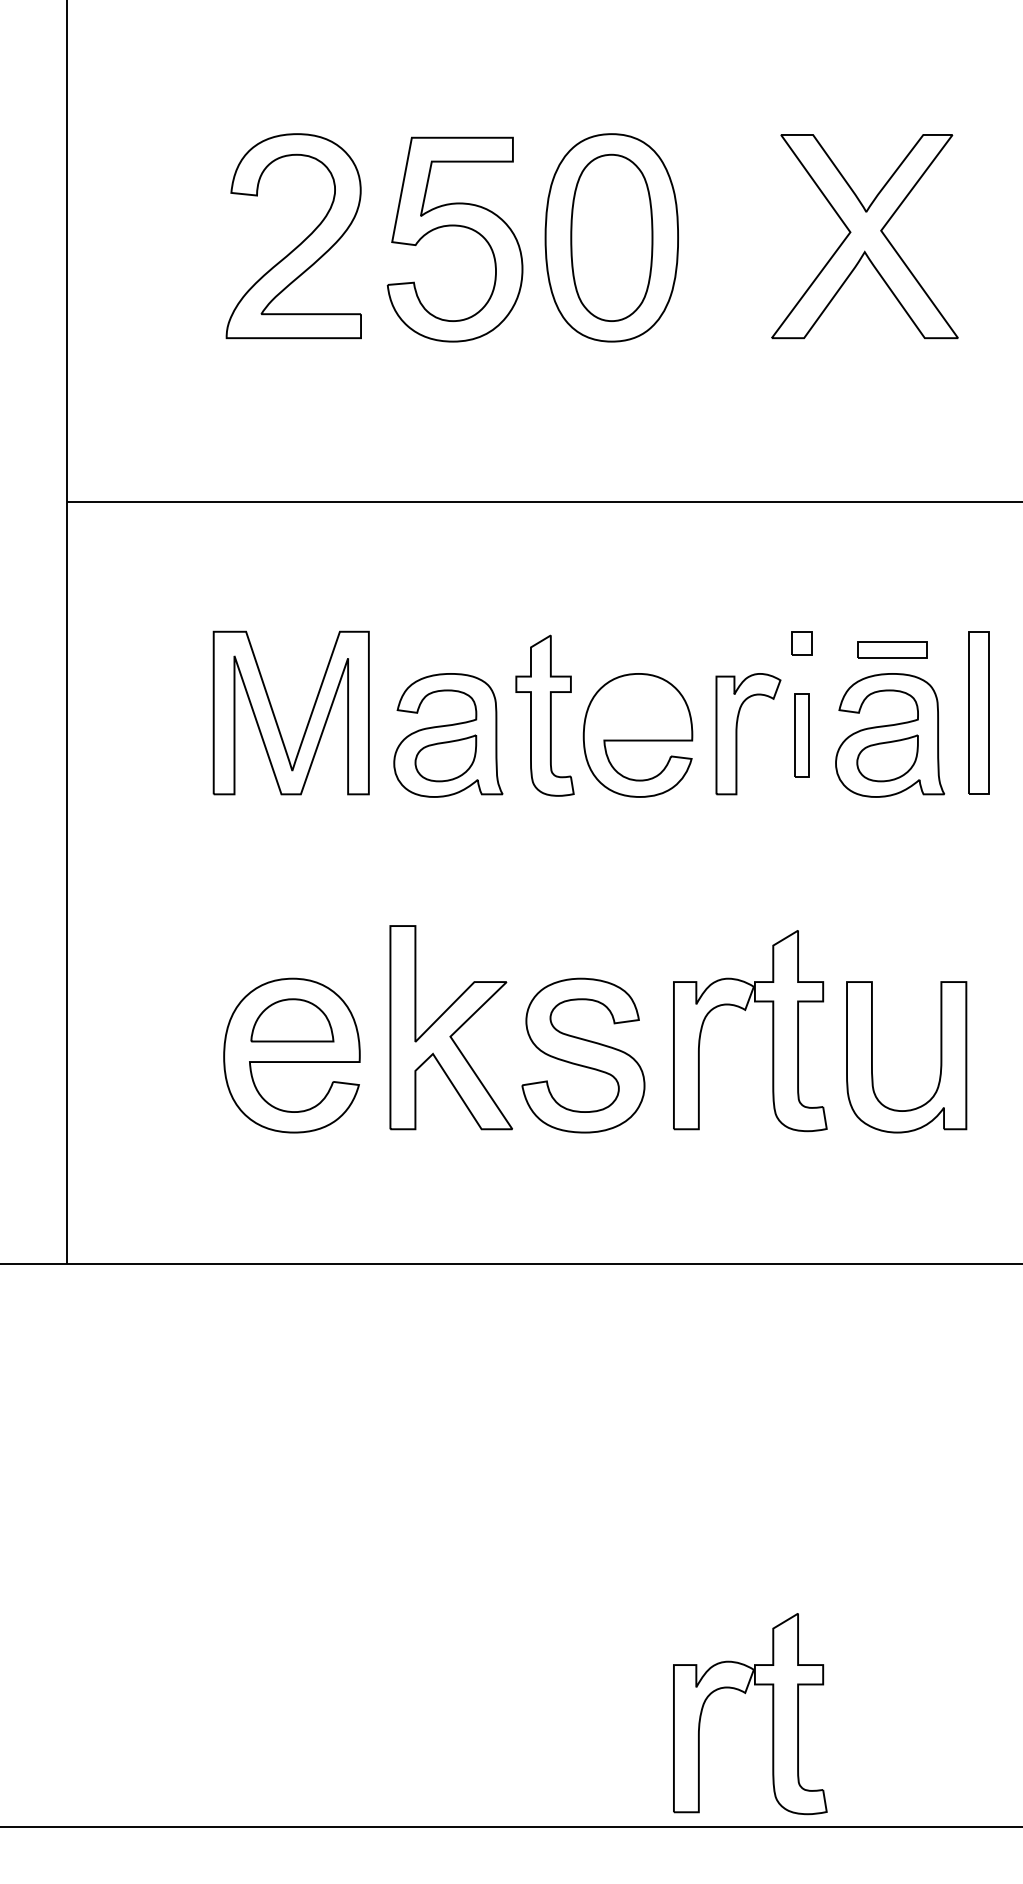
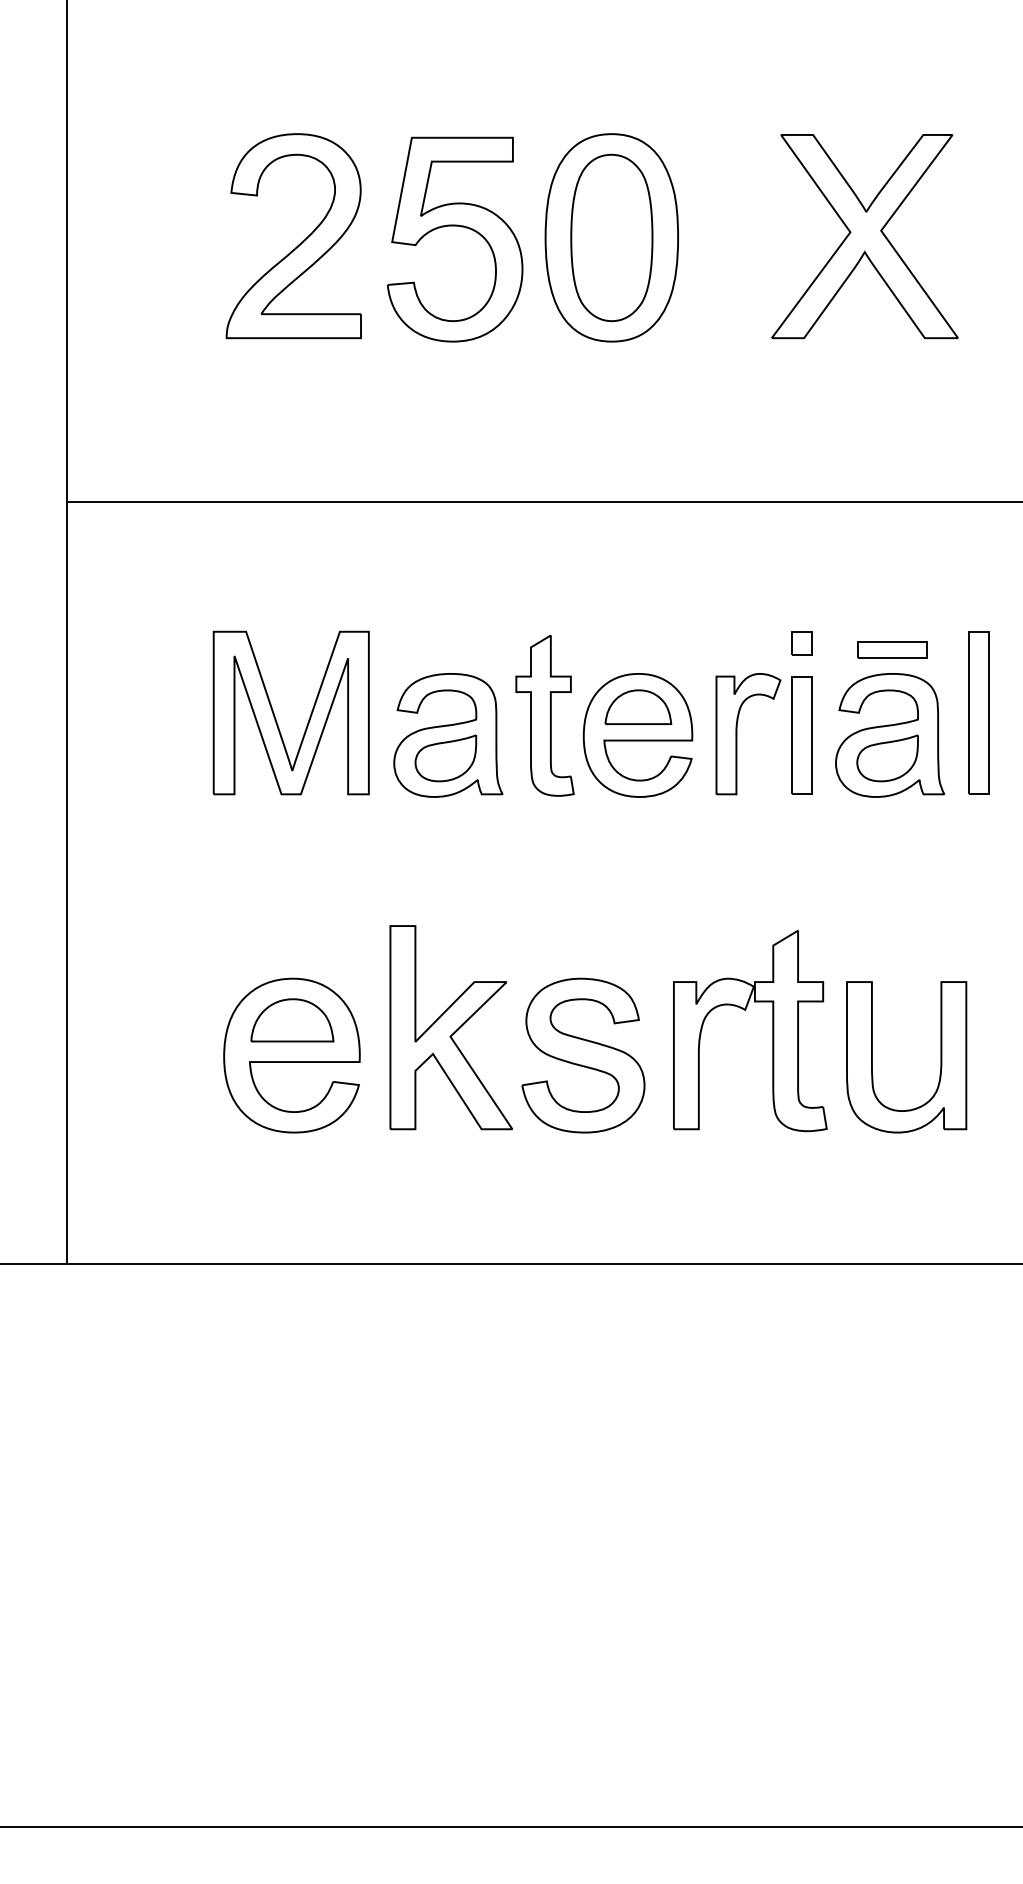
part: none -> present (638, 706)
part size: 16x85 px -> 22x119 px (801, 735)
part: present -> none (745, 1694)
